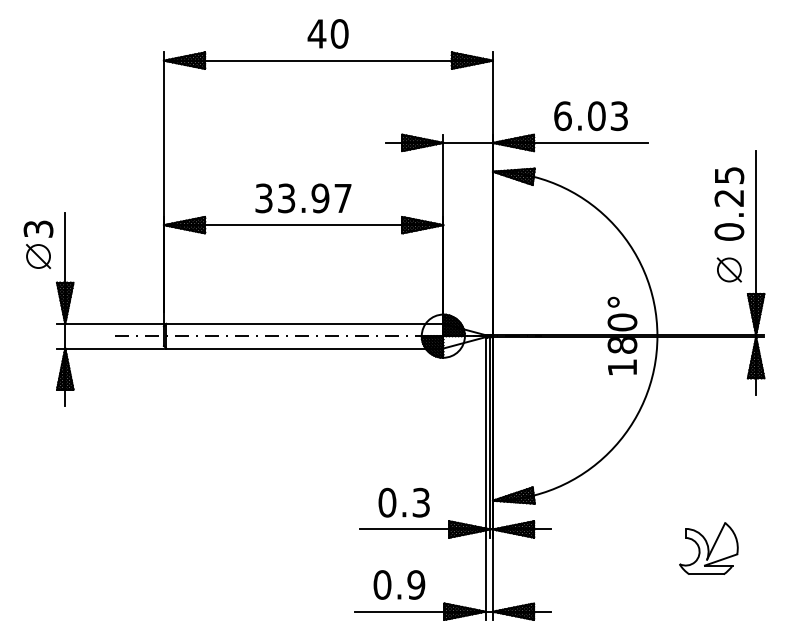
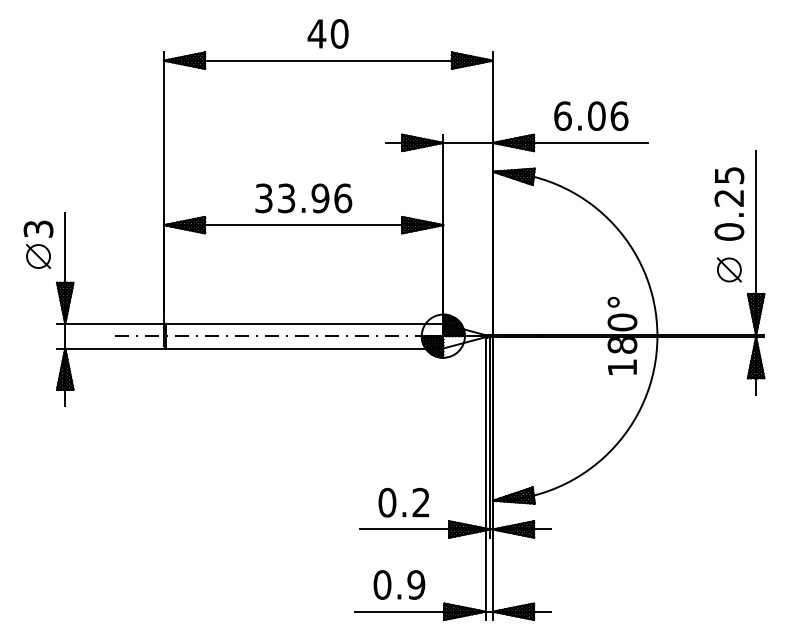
text: 6.03 -> 6.06 (619, 116)
text: 33.97 -> 33.96 (343, 198)
text: 0.3 -> 0.2 (420, 502)
part: present -> none (708, 548)
